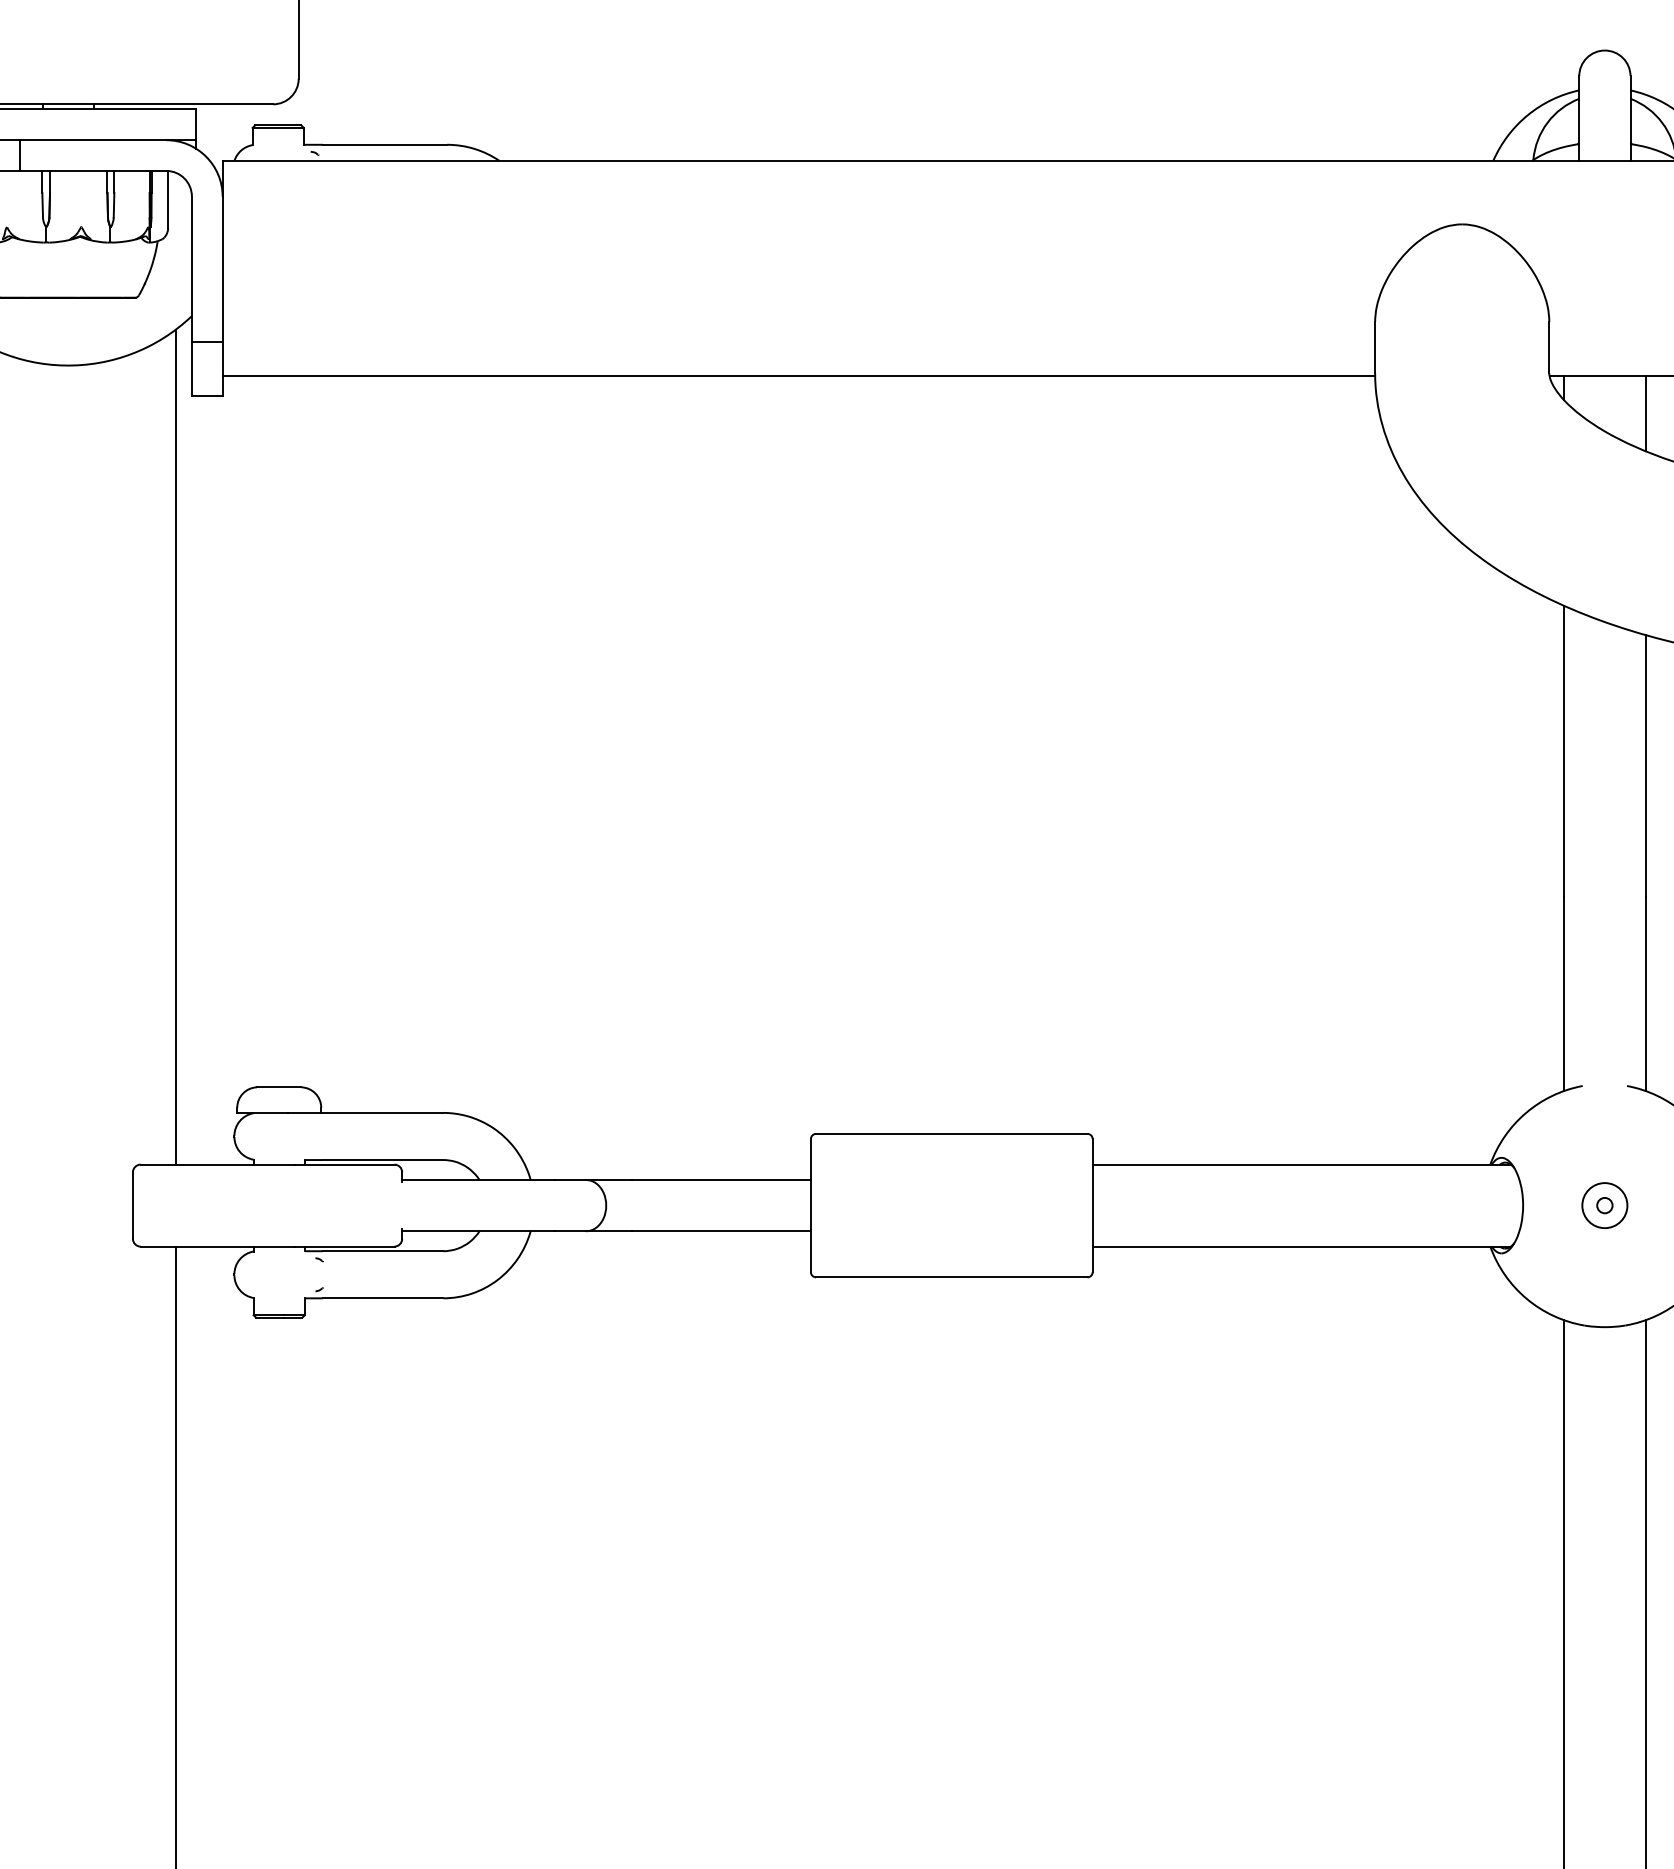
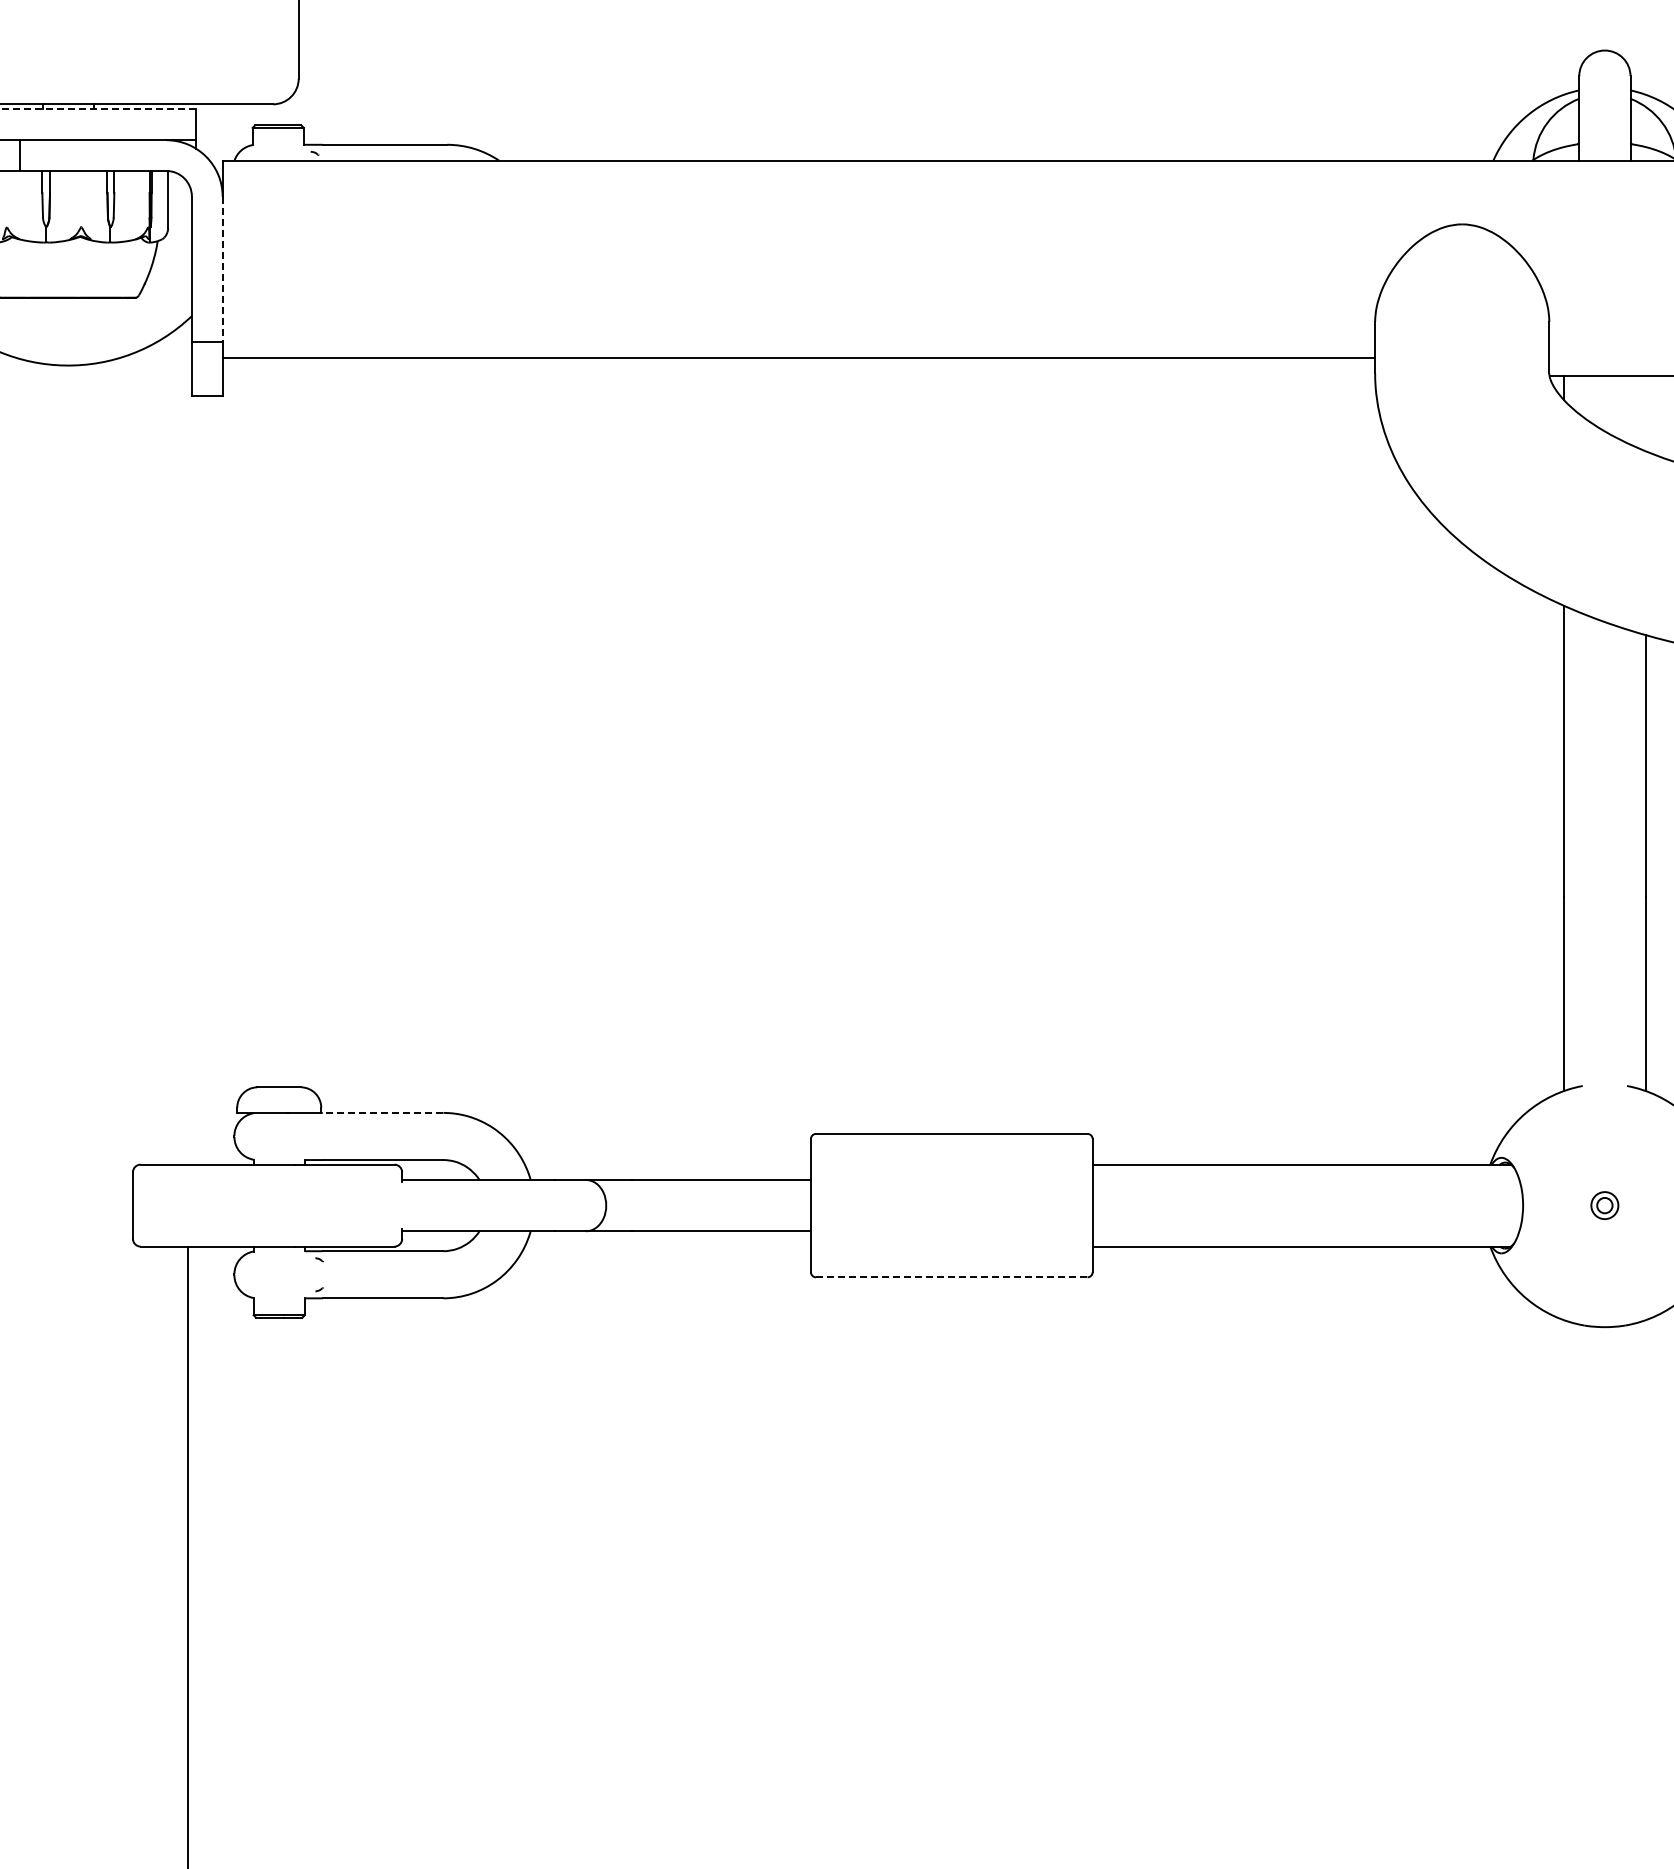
line: solid -> dashed (98, 109)
line: solid -> dashed (222, 269)
line position: (798, 375) -> (798, 357) (798, 357)
line: present -> none (1645, 413)
line: present -> none (175, 746)
line: solid -> dashed (382, 1112)
circle diameter: 45 px -> 27 px (1604, 1205)
line: solid -> dashed (951, 1277)
line position: (175, 1555) -> (187, 1555) (187, 1555)
line: present -> none (1563, 1592)
line: present -> none (1645, 1592)
